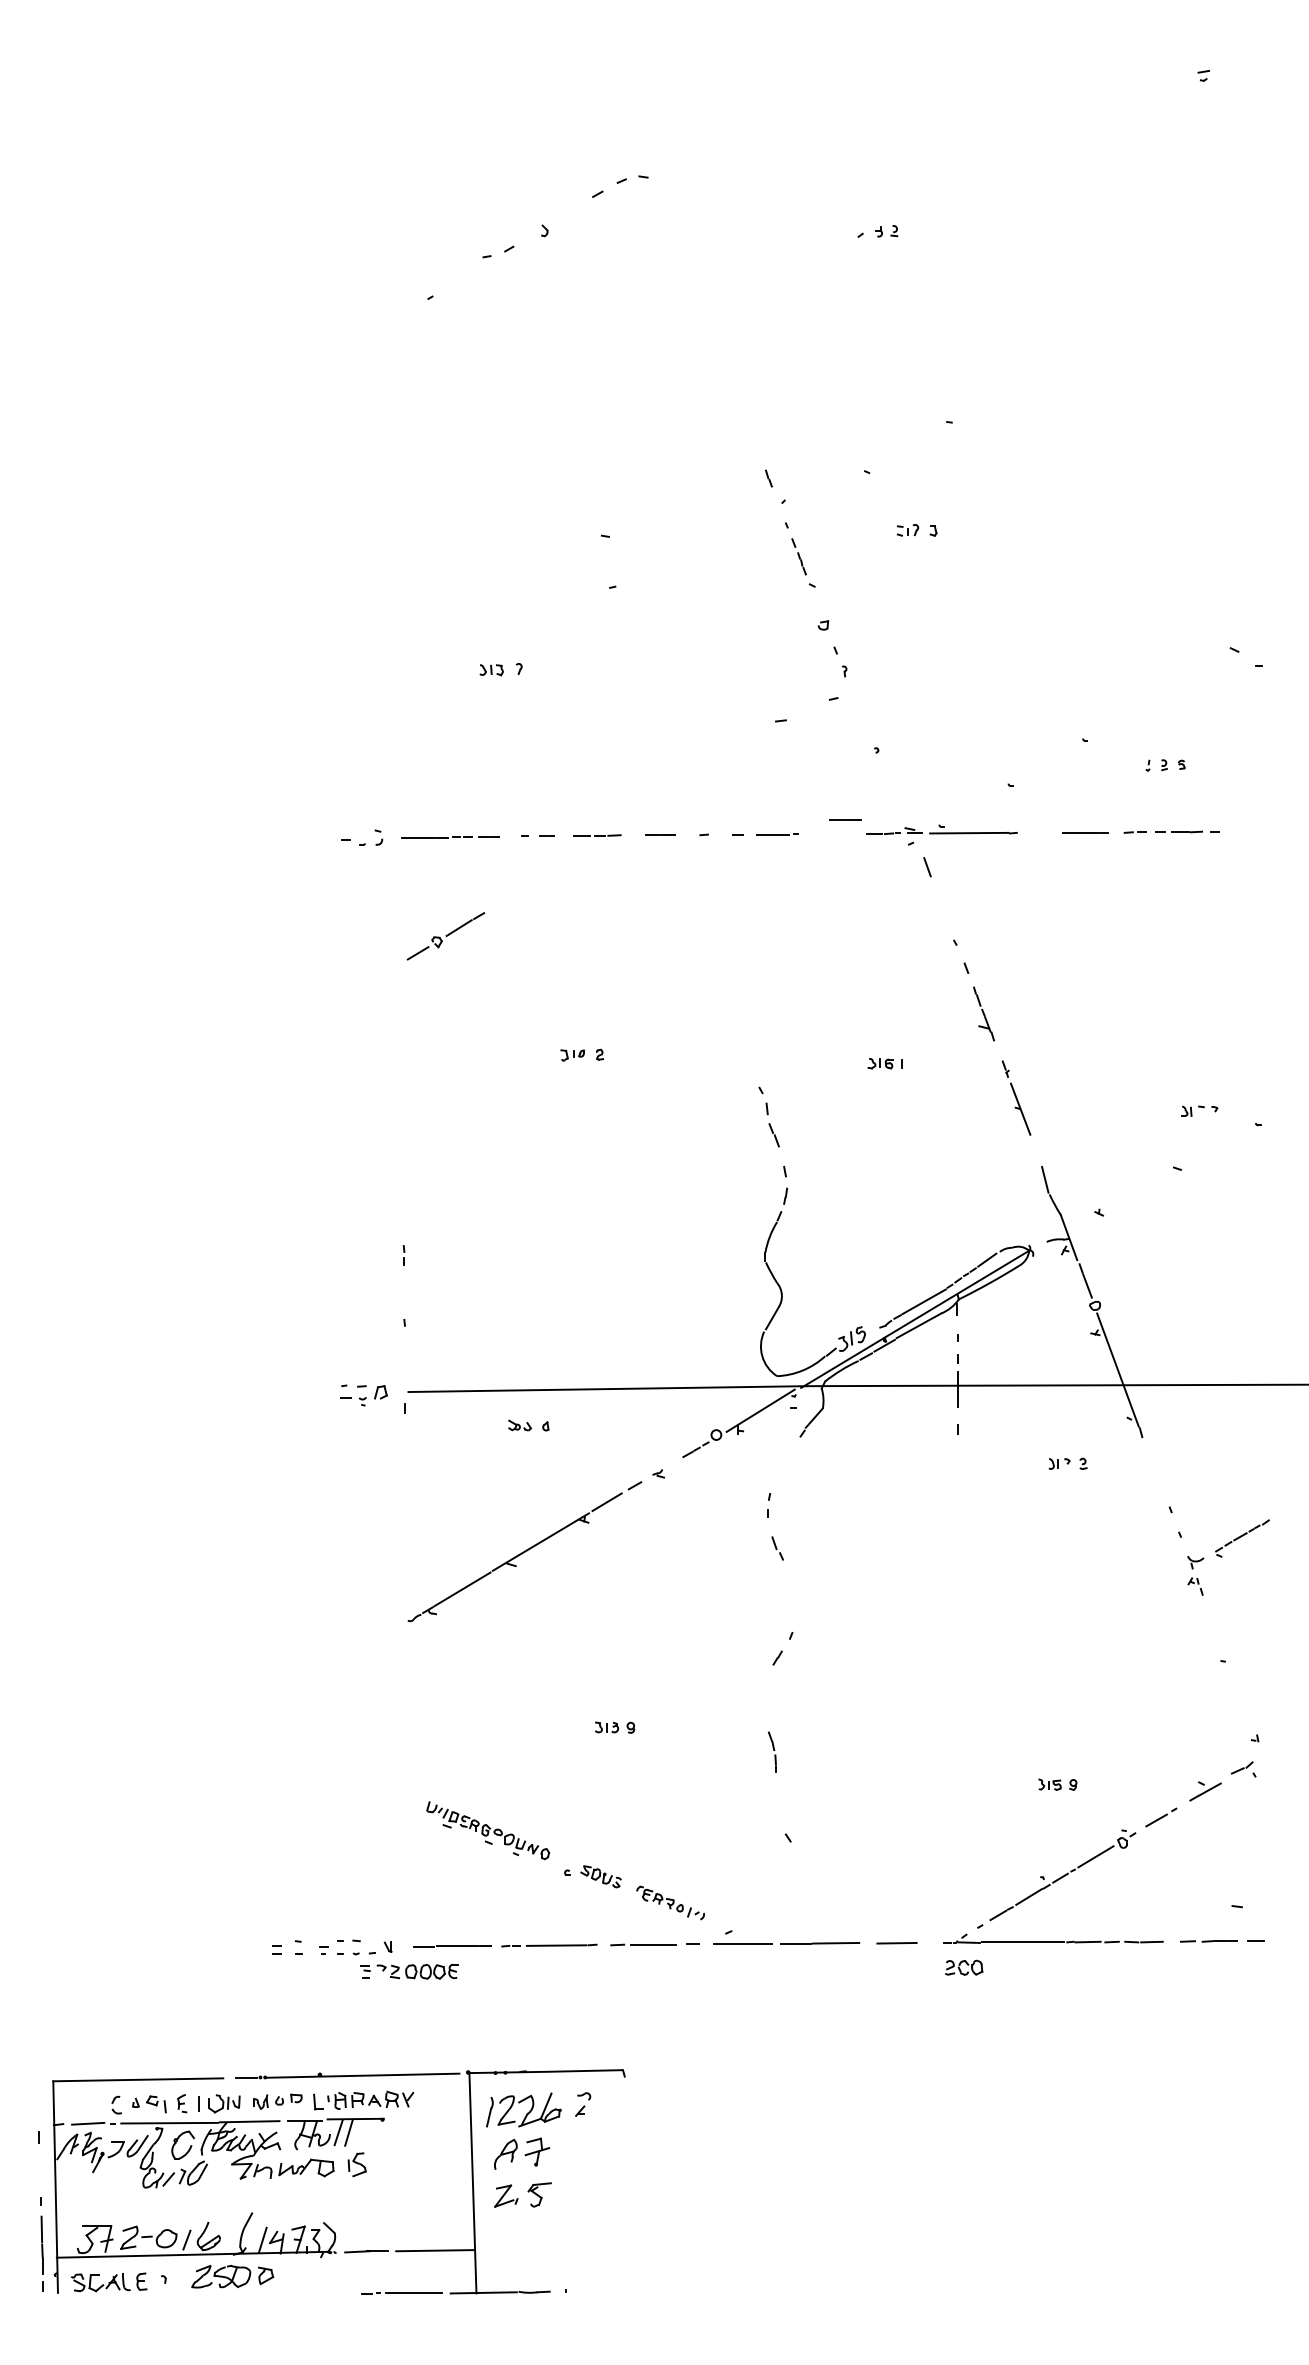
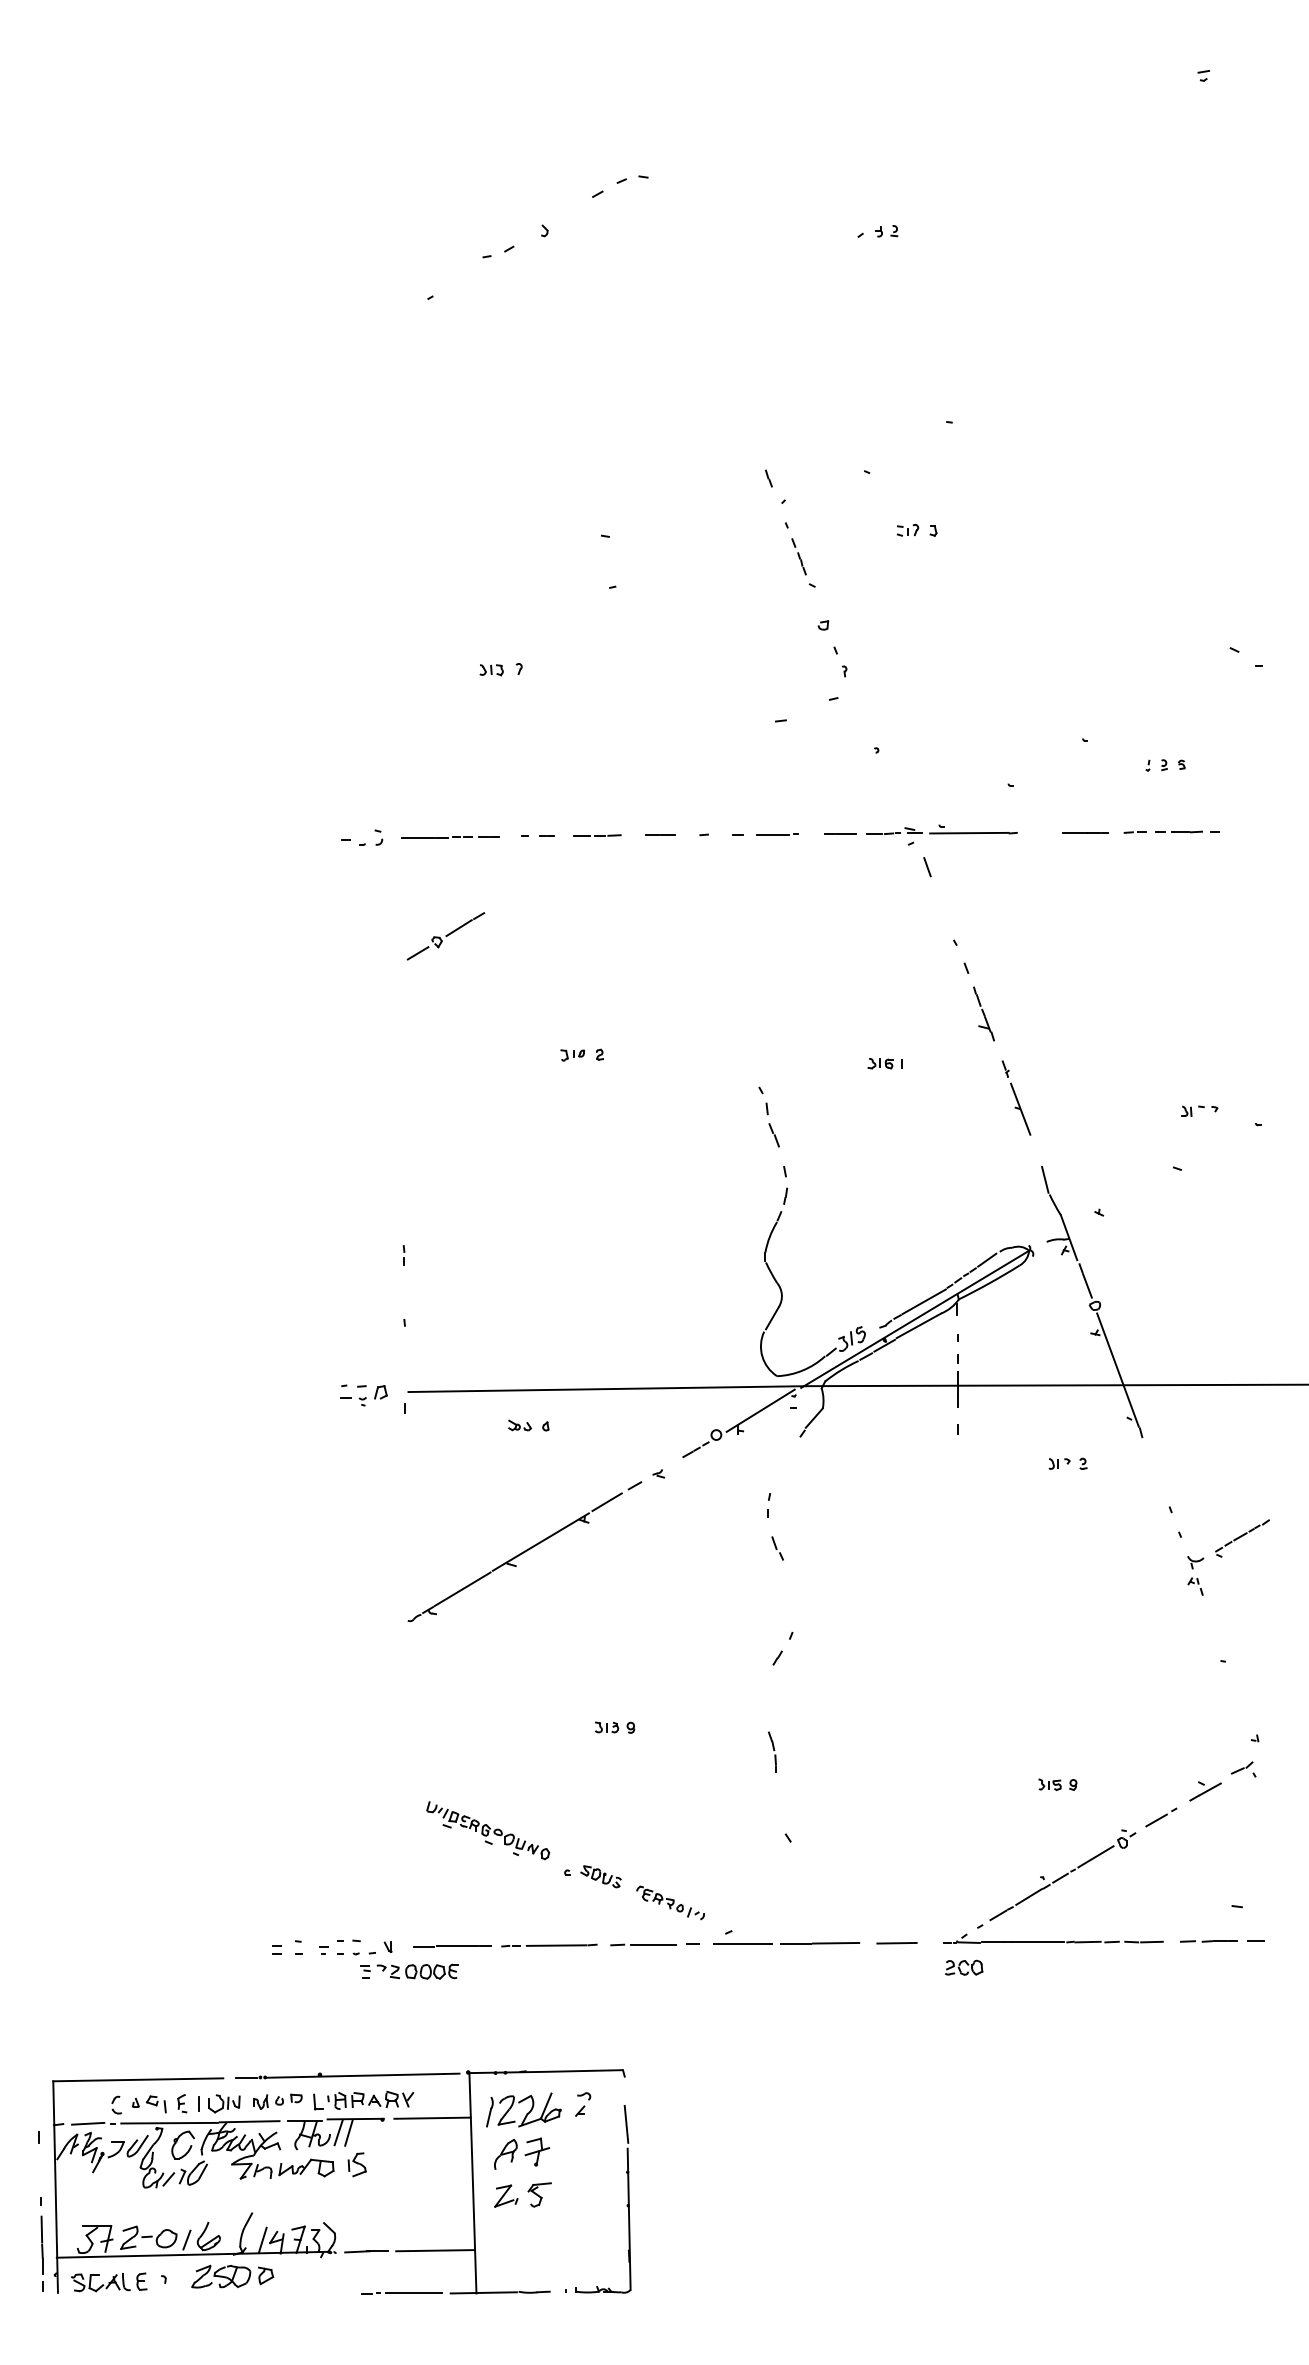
line position: (845, 819) -> (840, 833) (840, 833)
line: none -> present (432, 2117)
part: none -> present (626, 2205)
